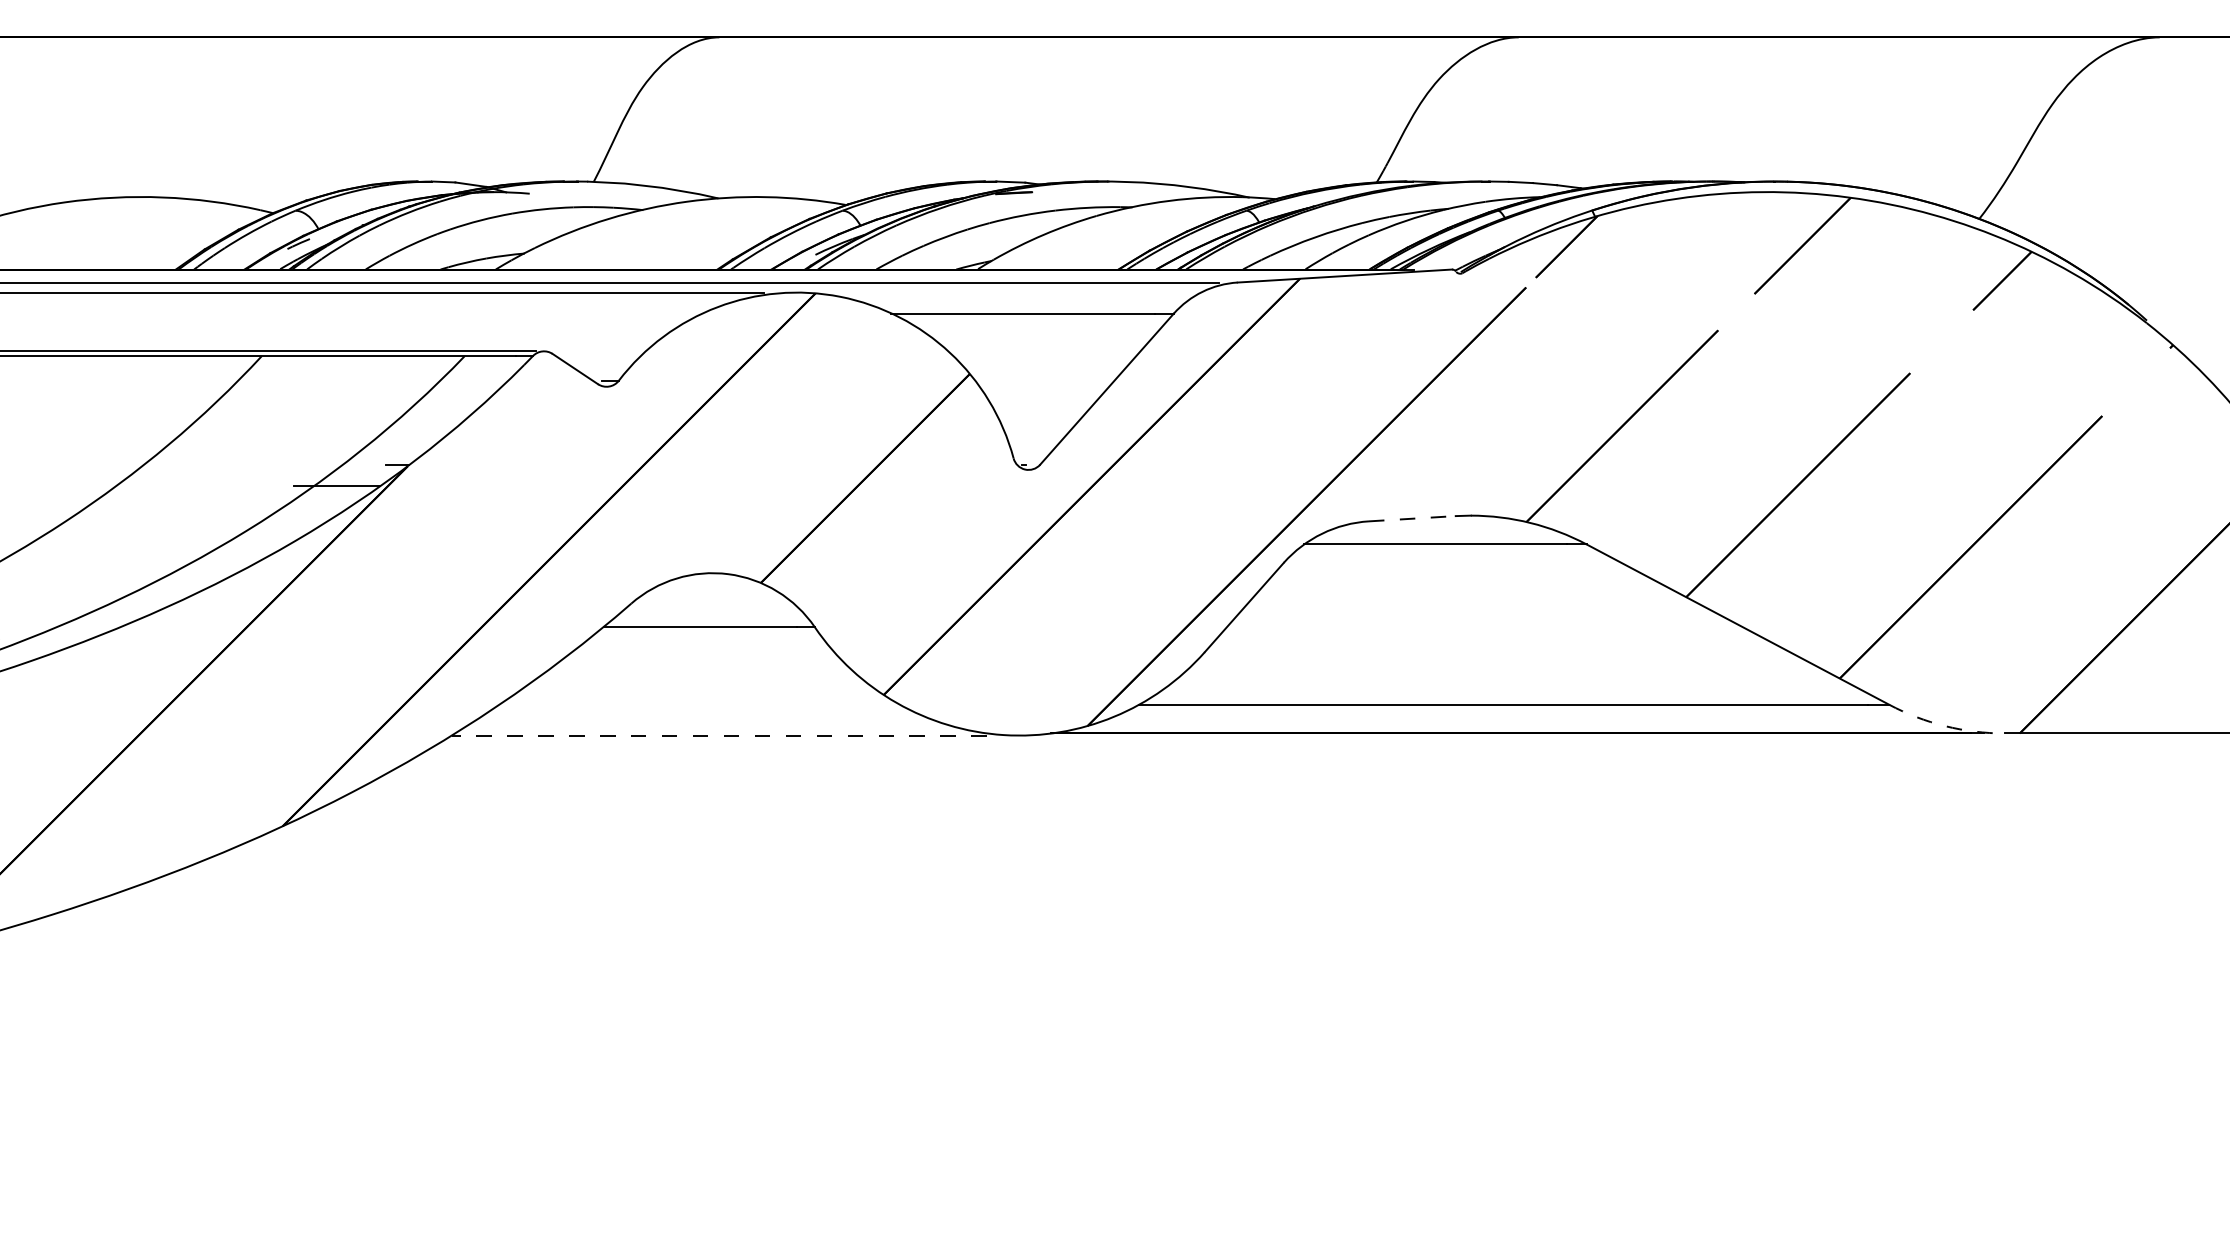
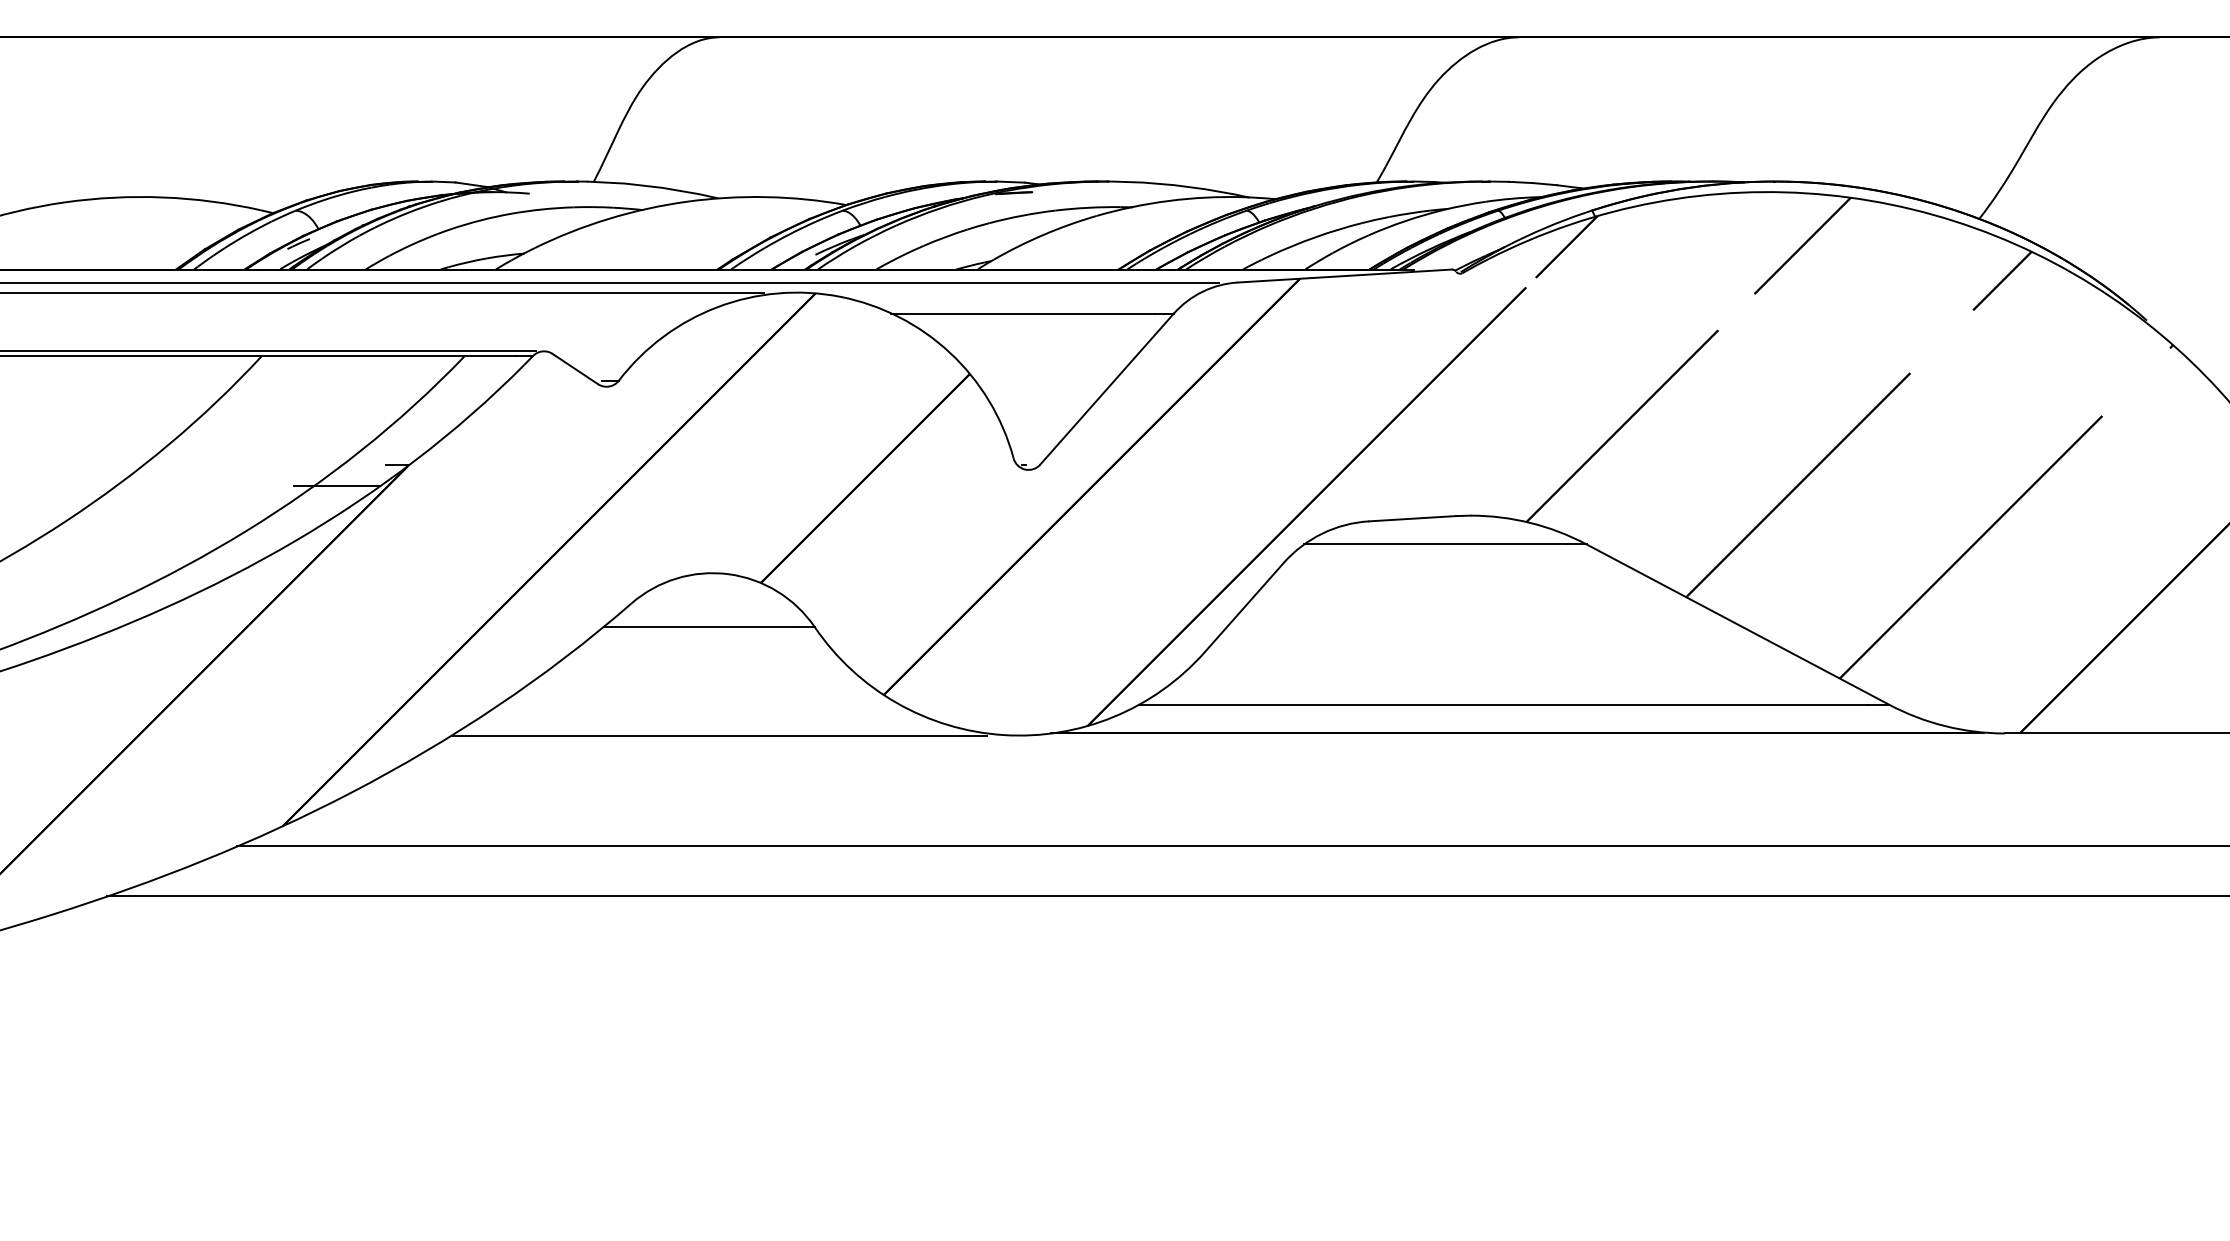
line: dashed -> solid (1412, 518)
arc: dashed -> solid (1945, 726)
line: dashed -> solid (719, 735)
line: none -> present (1231, 845)
line: none -> present (1166, 896)
